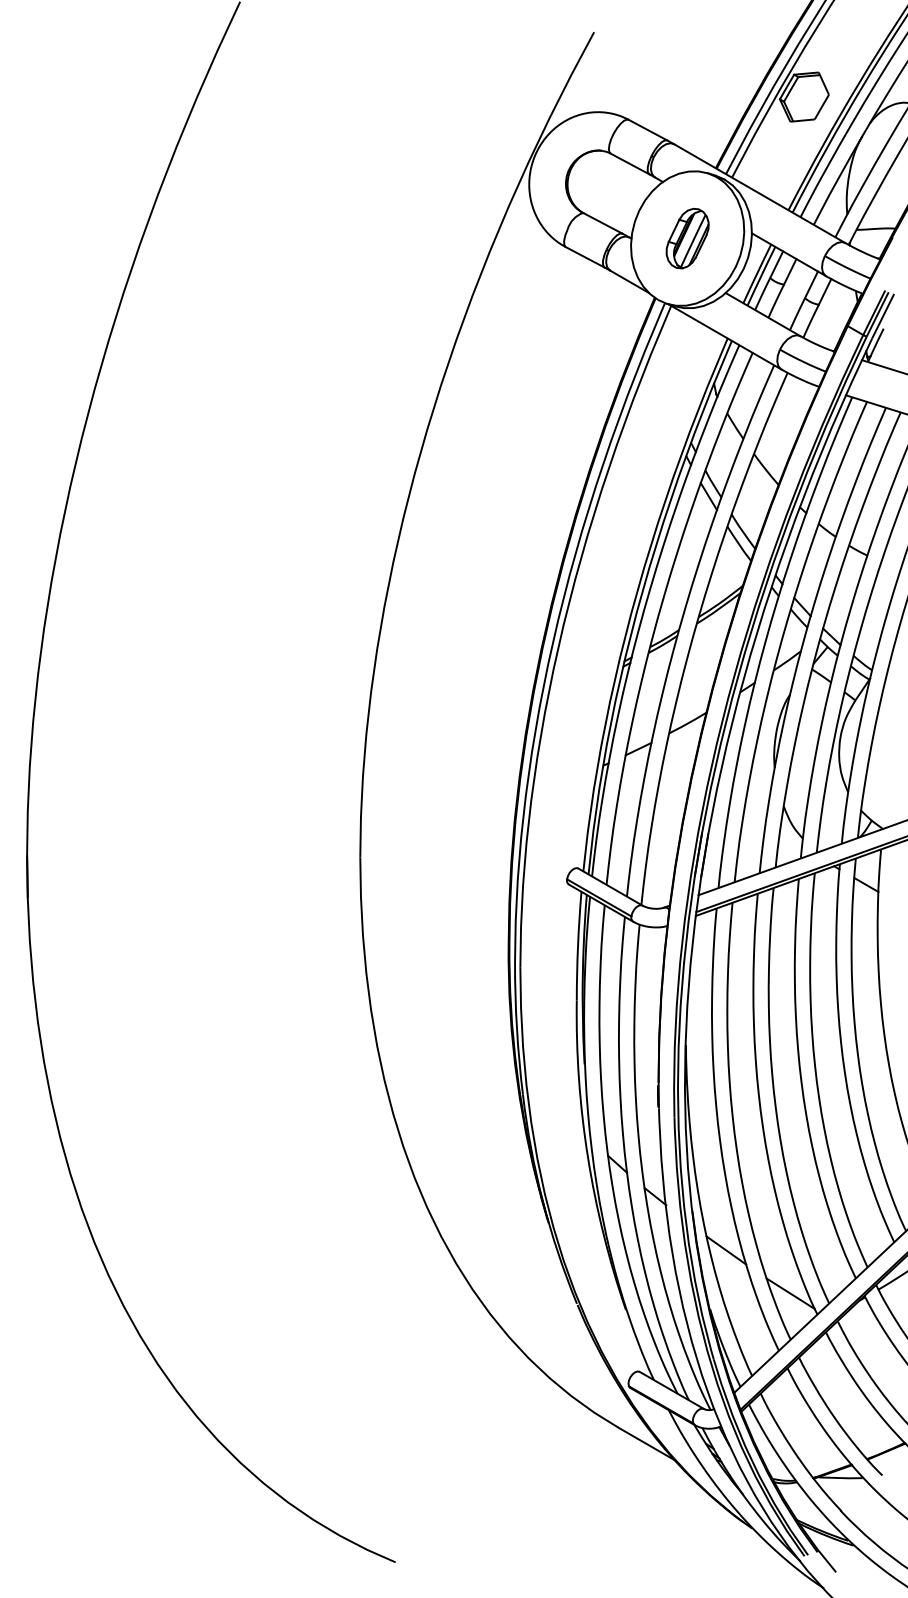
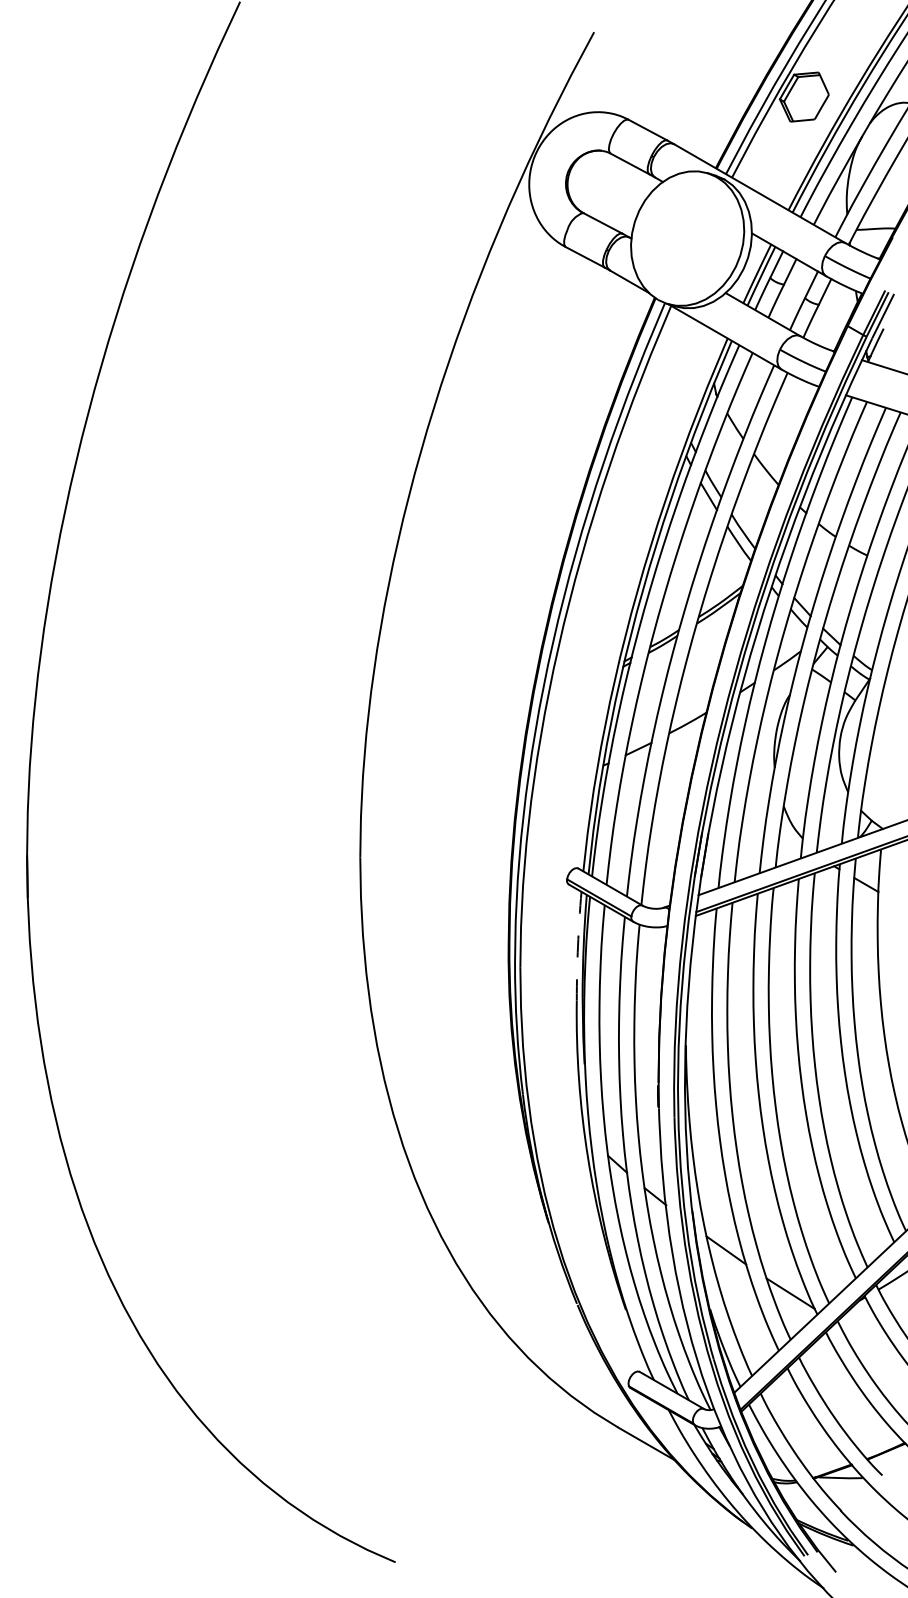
part: present -> none (687, 238)
arc: solid -> dashed (578, 946)
